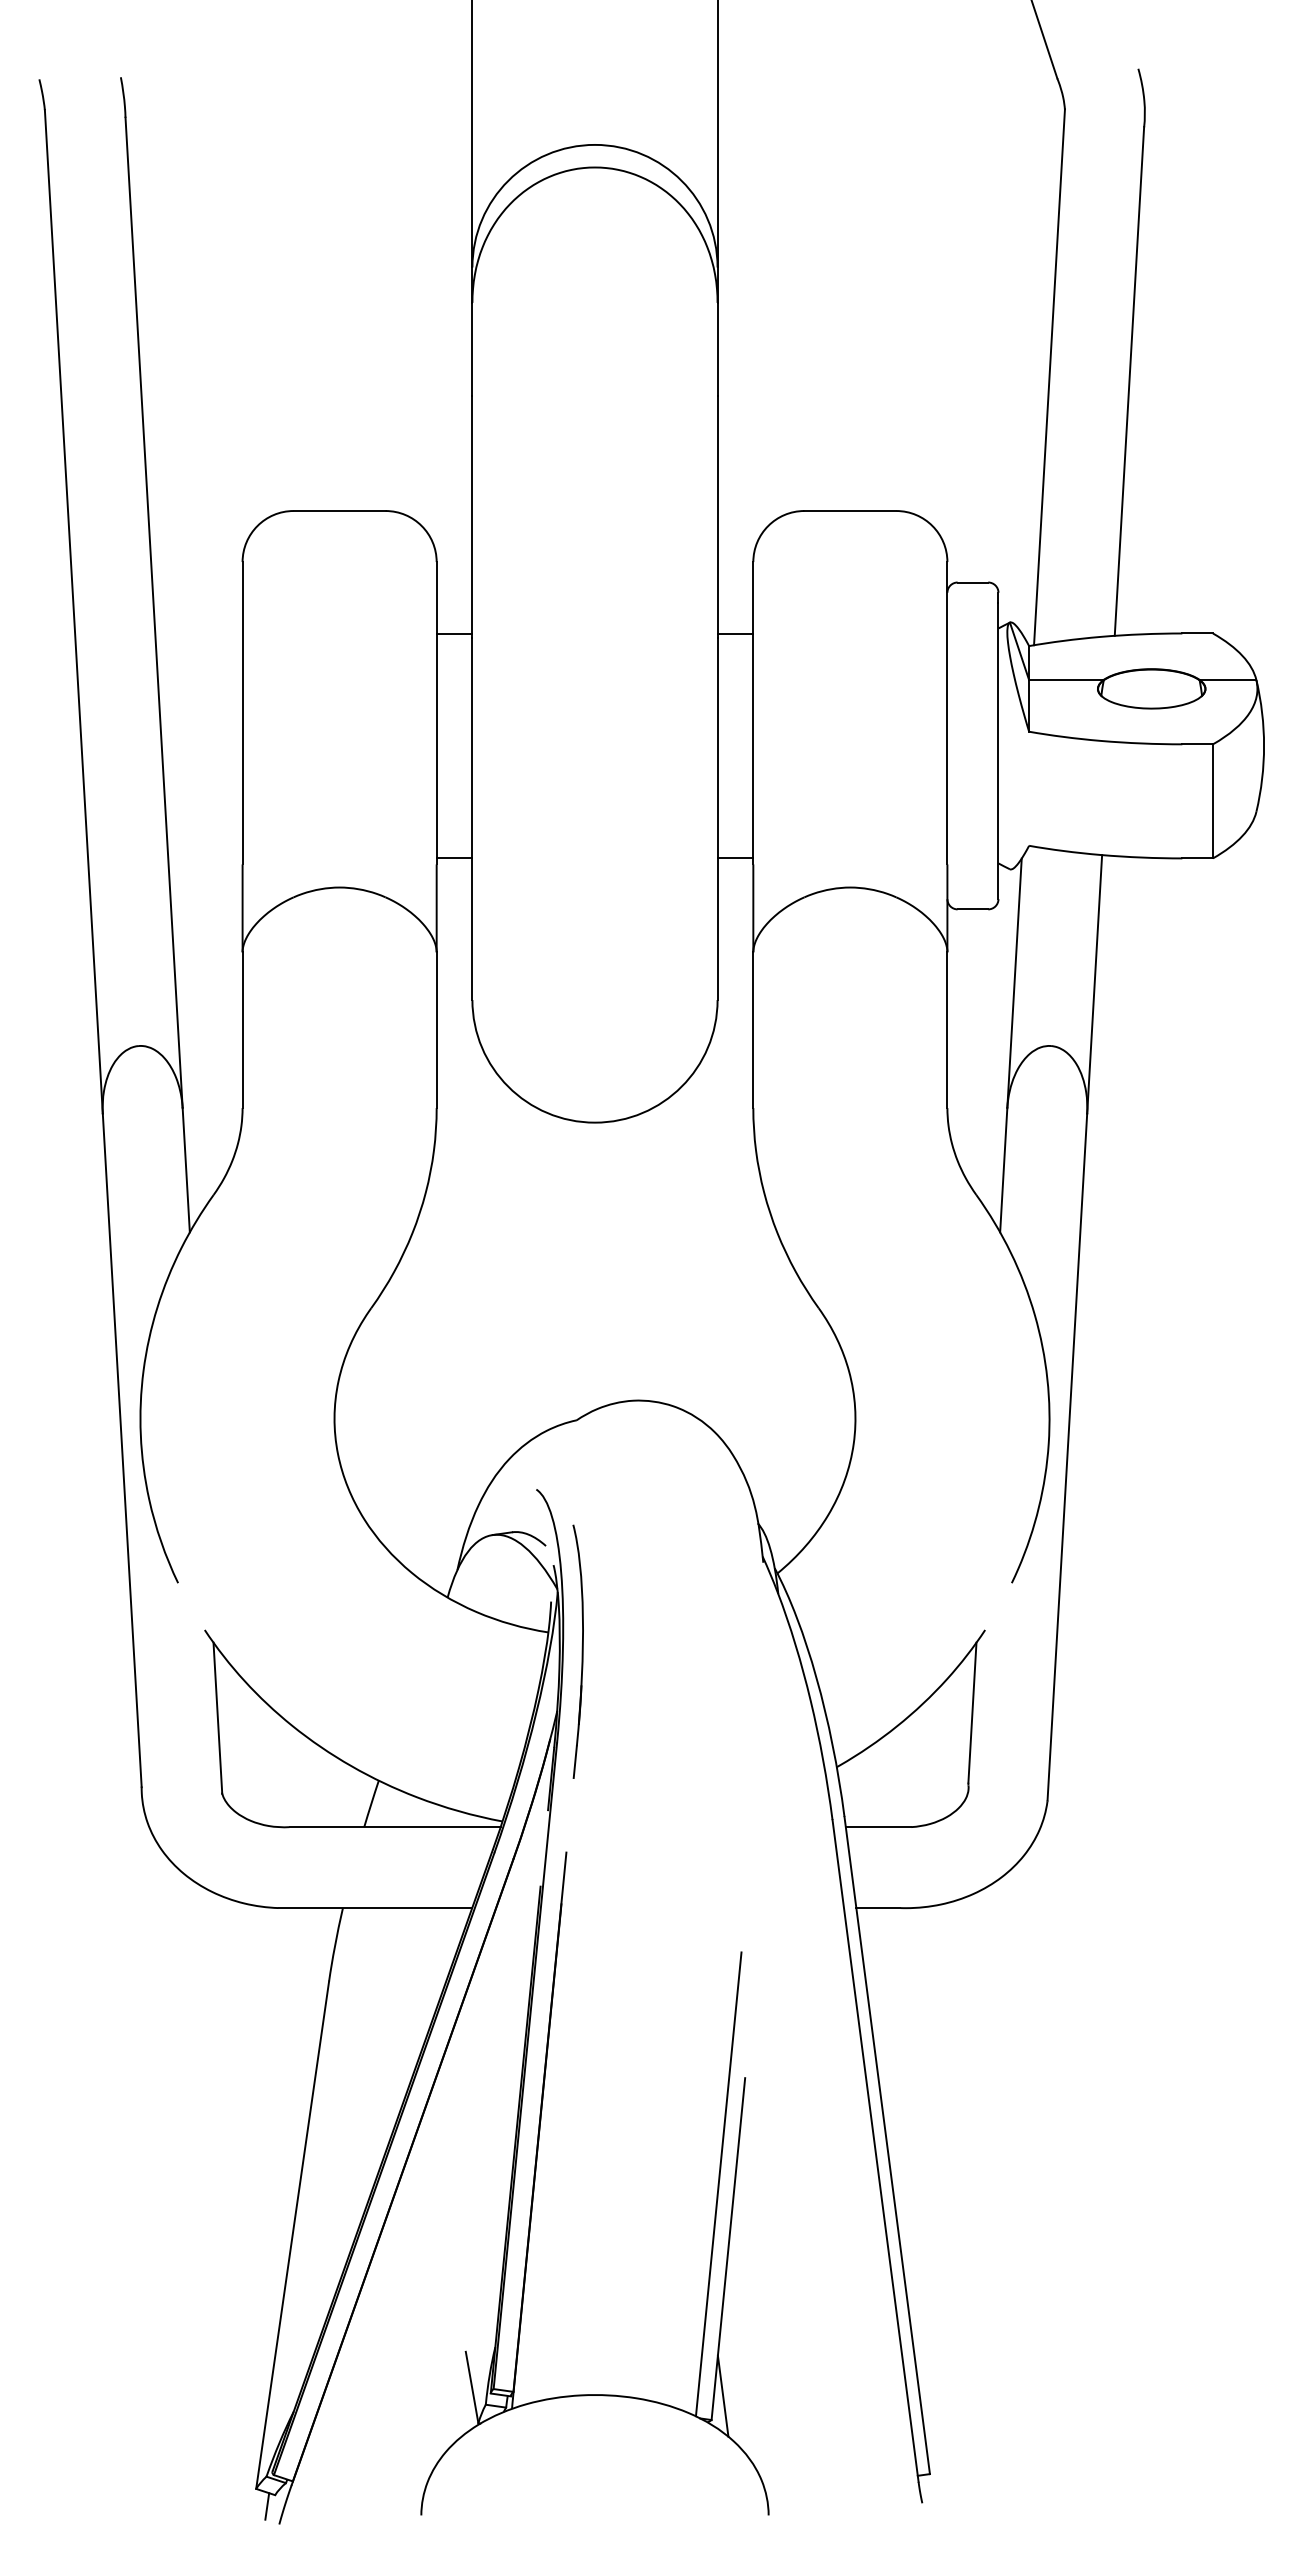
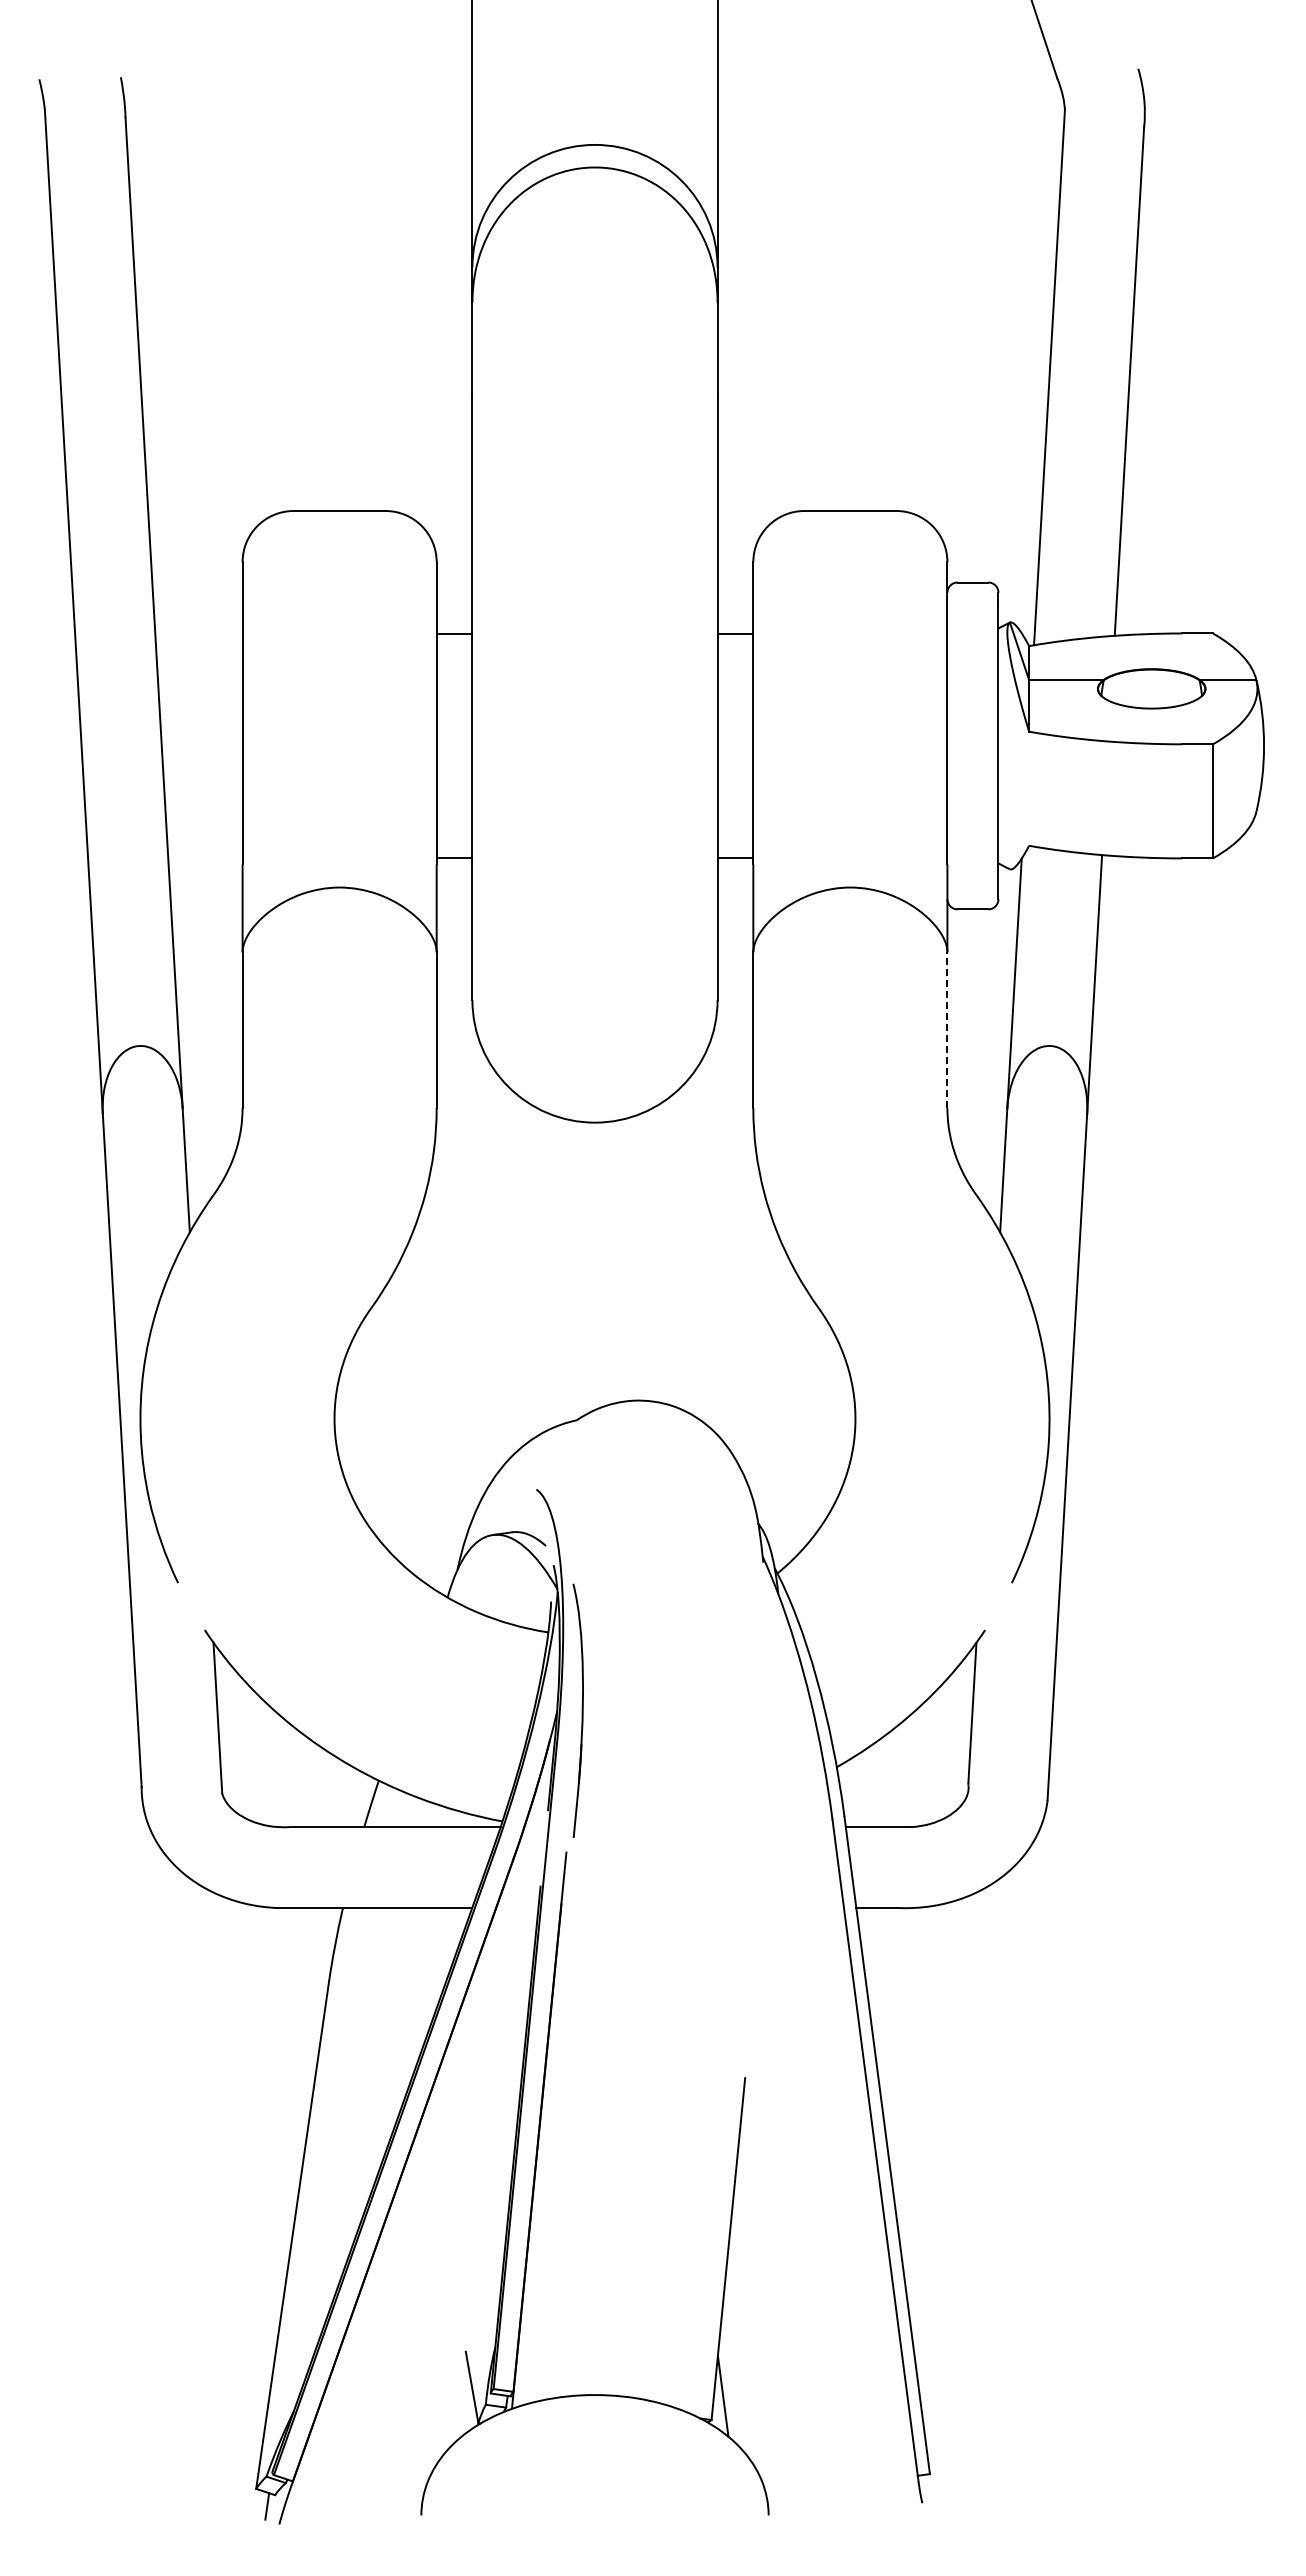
line: solid -> dashed (947, 1030)
part position: (577, 1651) -> (577, 1710) (577, 1710)
line: present -> none (718, 2184)
